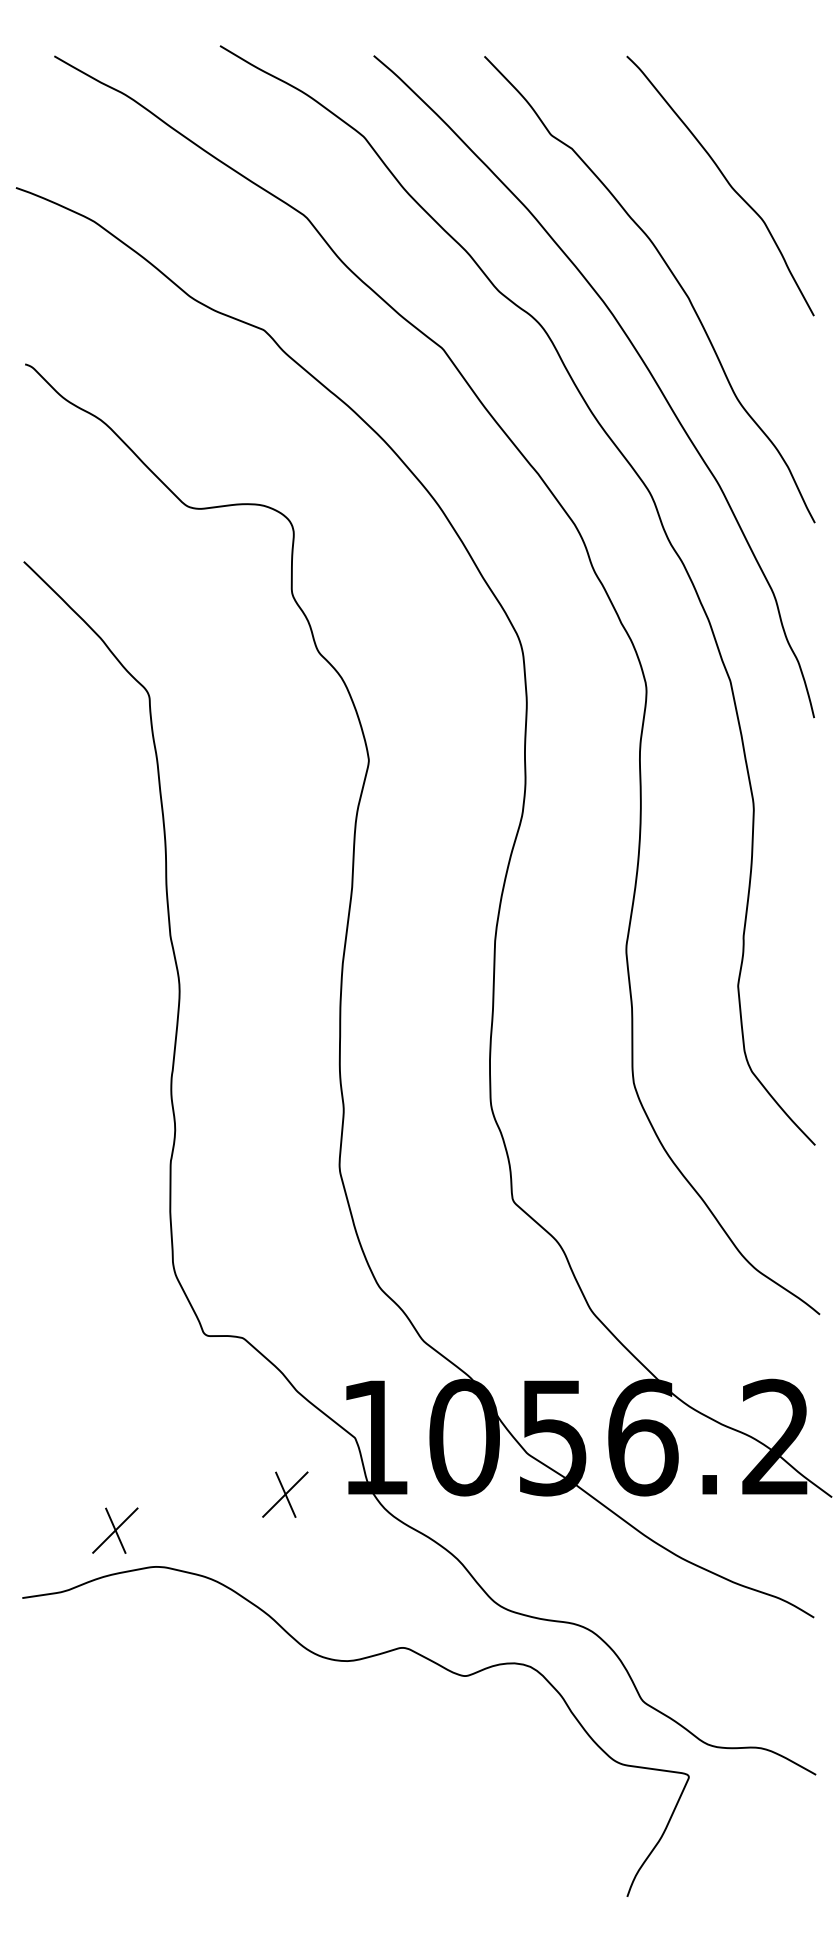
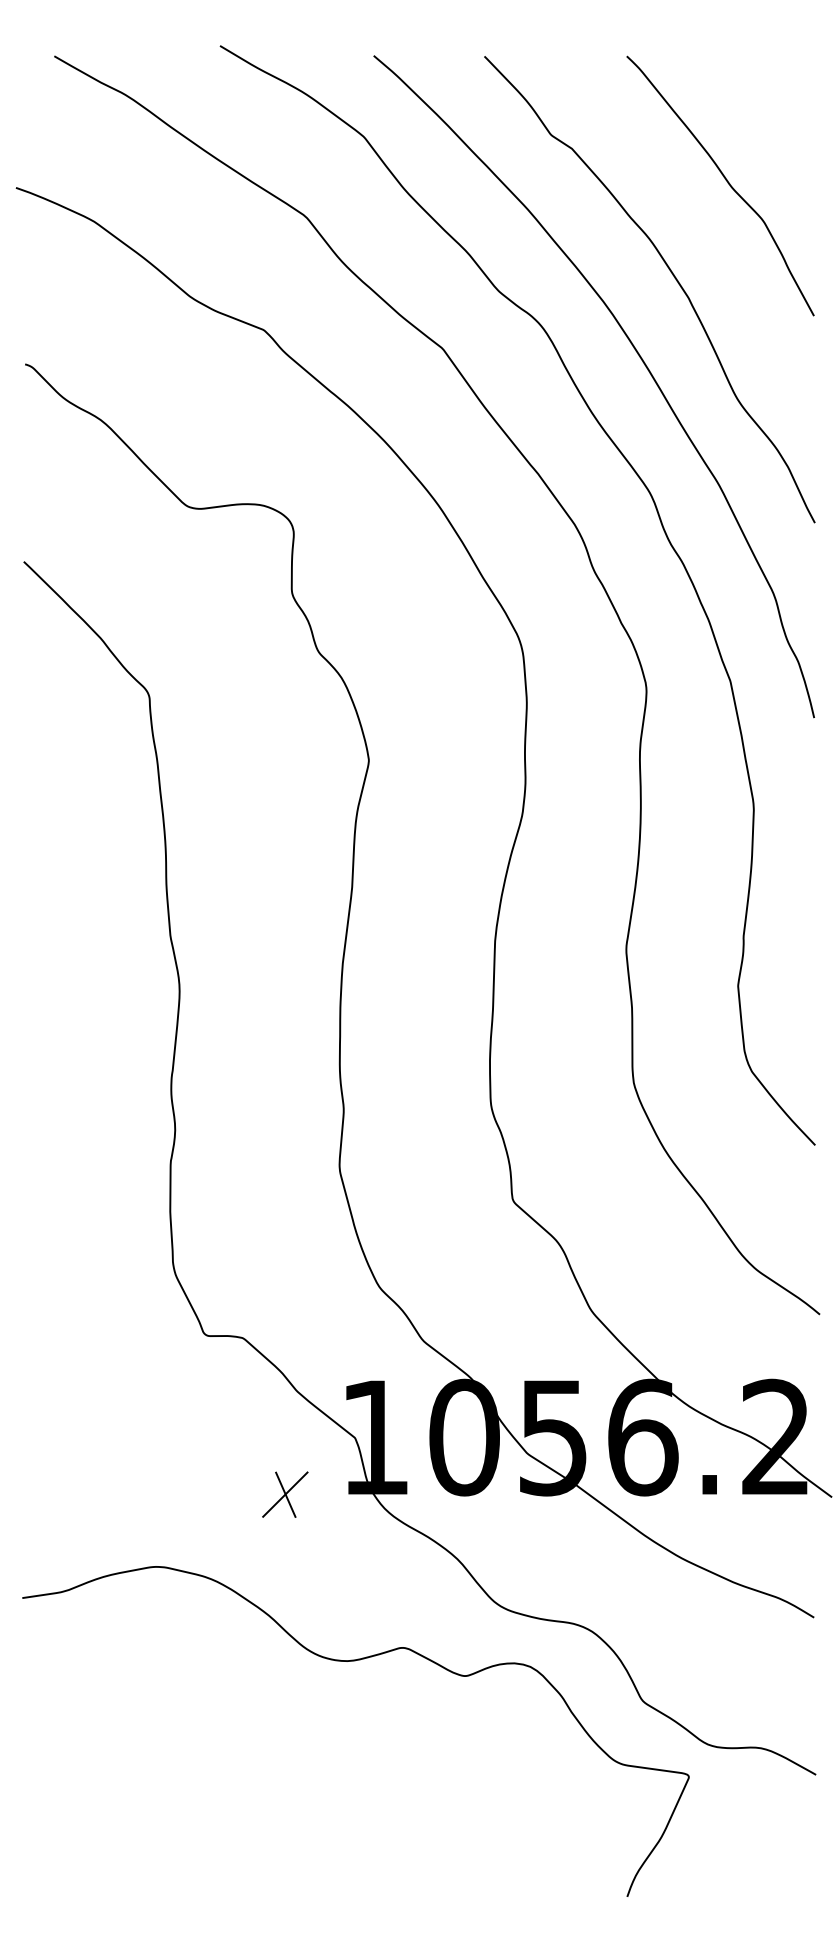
part: present -> none (115, 1530)
